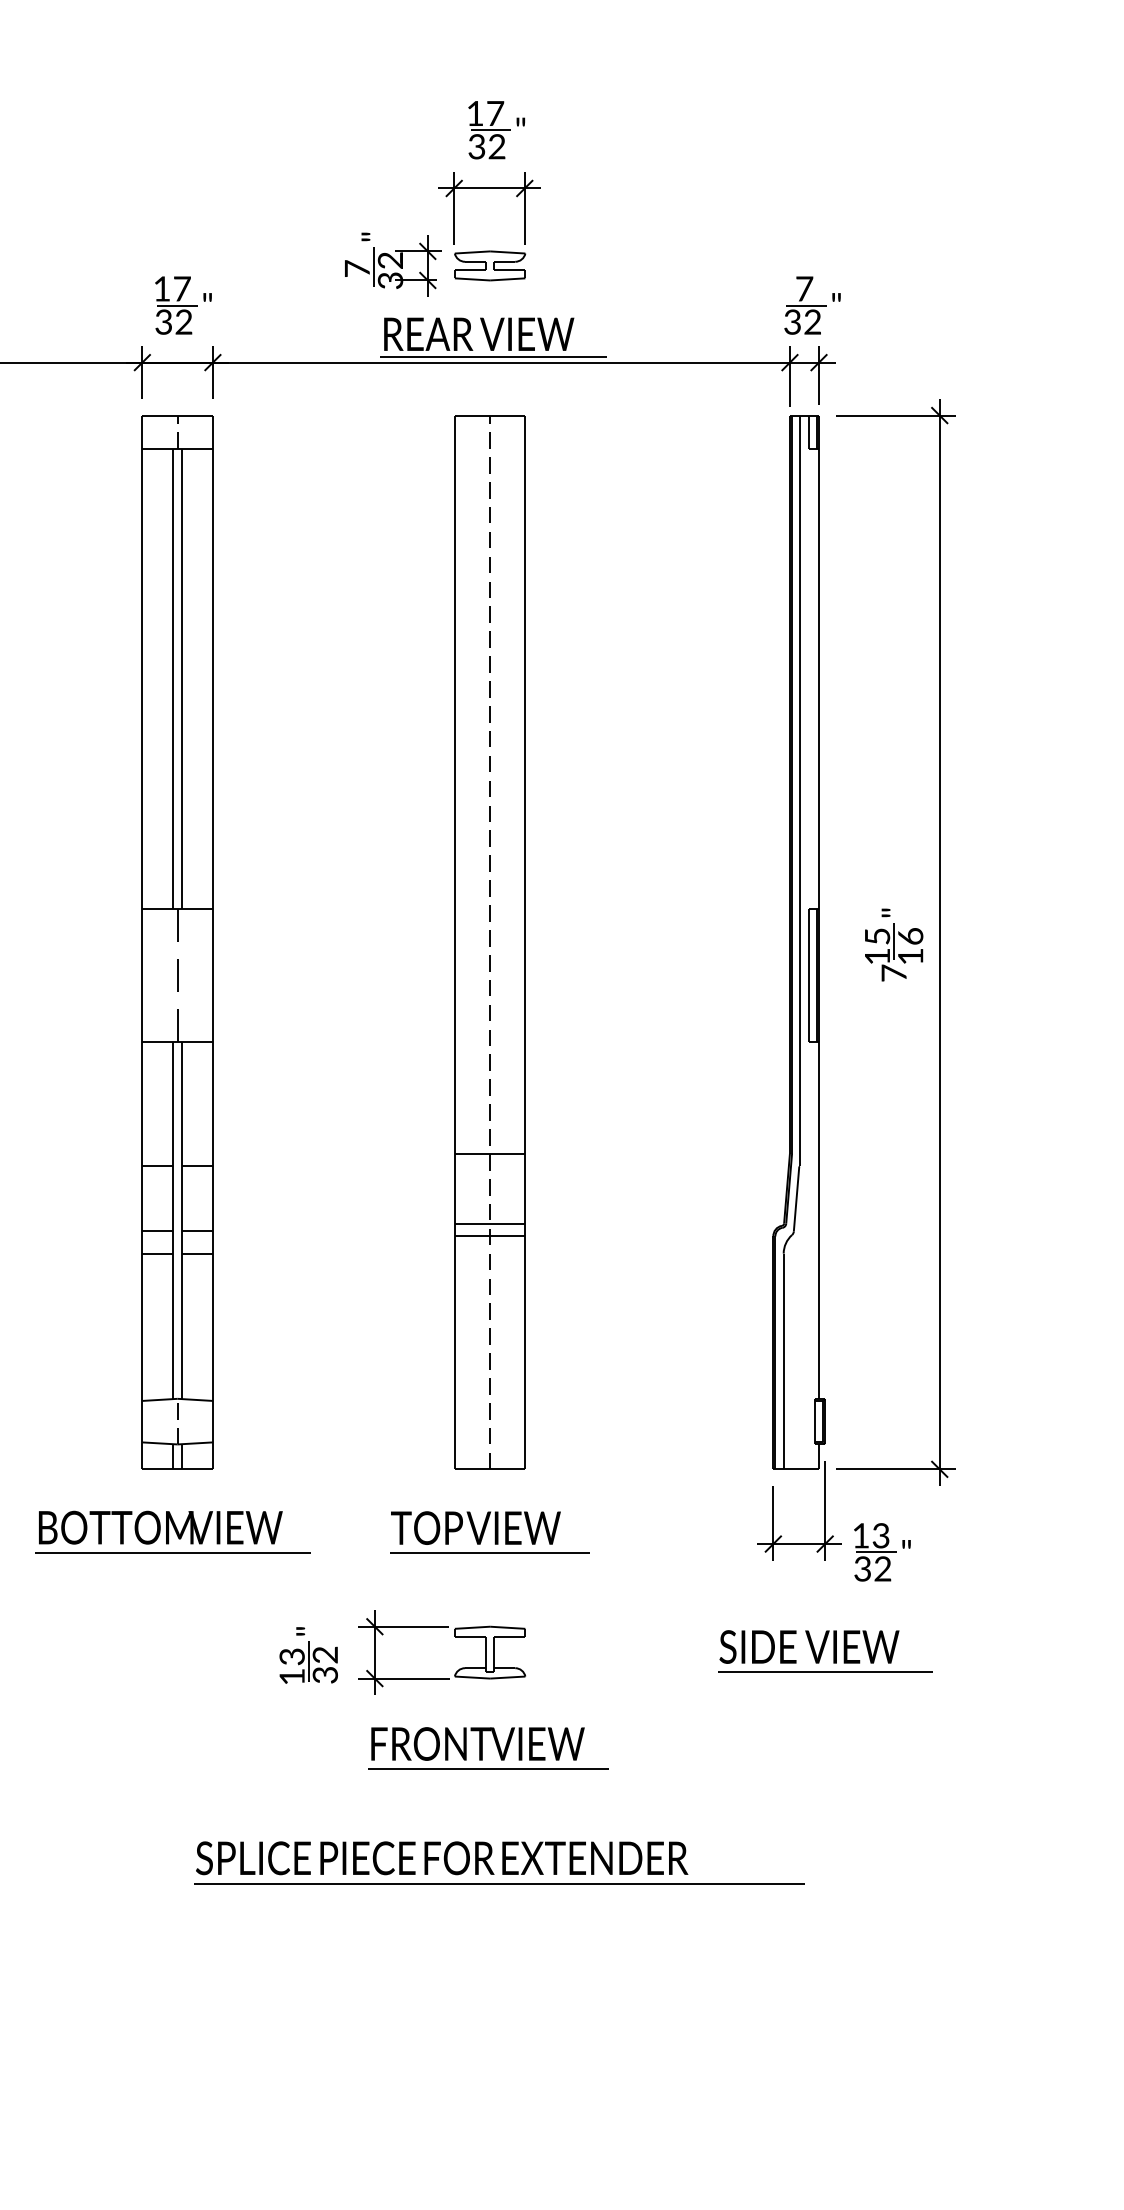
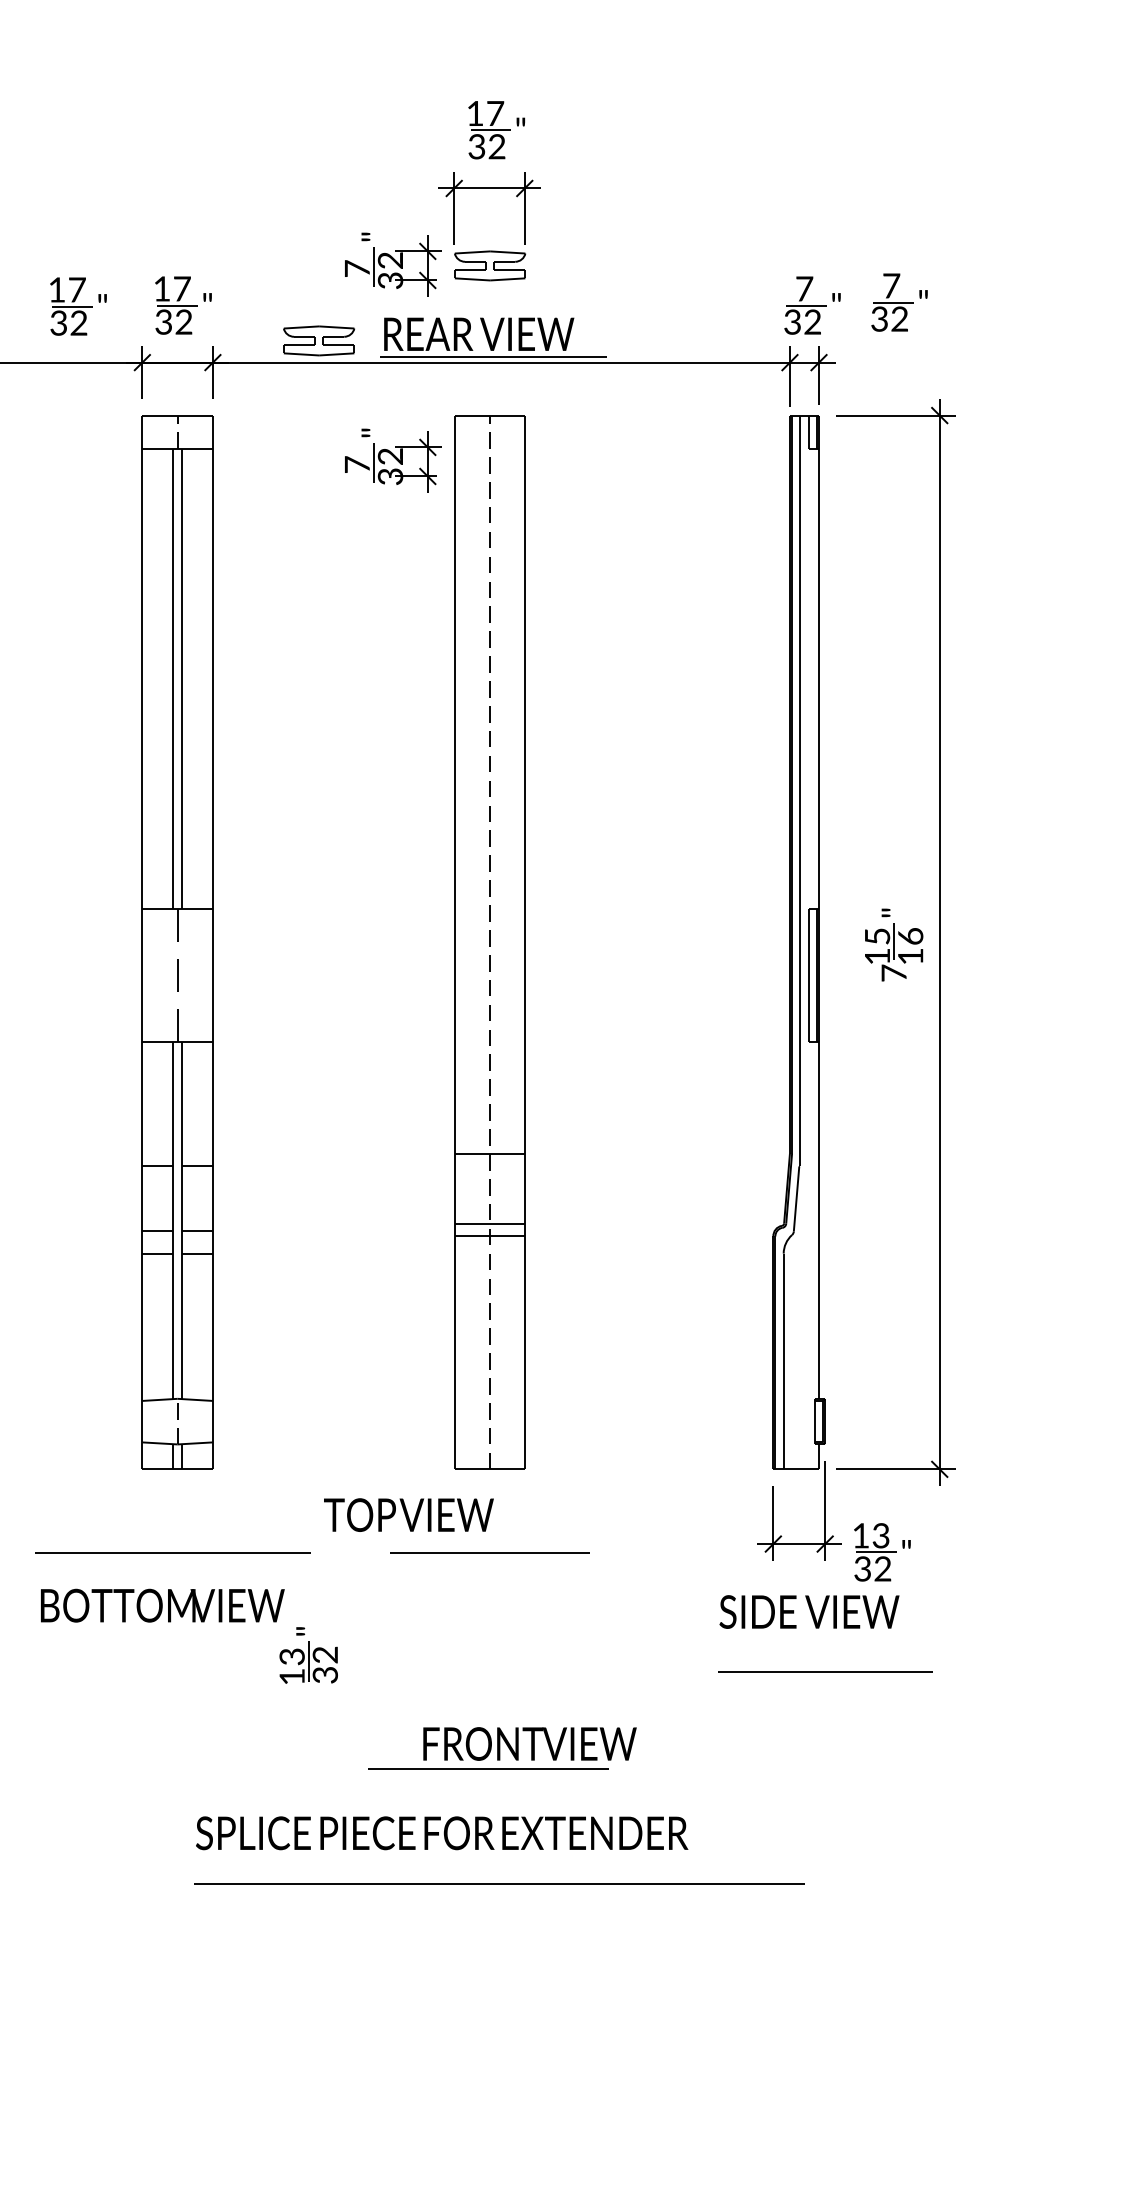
part: none -> present (899, 302)
part: none -> present (78, 306)
part: none -> present (319, 340)
part: none -> present (393, 460)
text position: (160, 1527) -> (162, 1605) (162, 1605)
text position: (475, 1527) -> (408, 1514) (408, 1514)
part: present -> none (455, 1637)
text position: (809, 1646) -> (809, 1611) (809, 1611)
text position: (477, 1743) -> (529, 1743) (529, 1743)
text position: (442, 1858) -> (442, 1833) (442, 1833)
